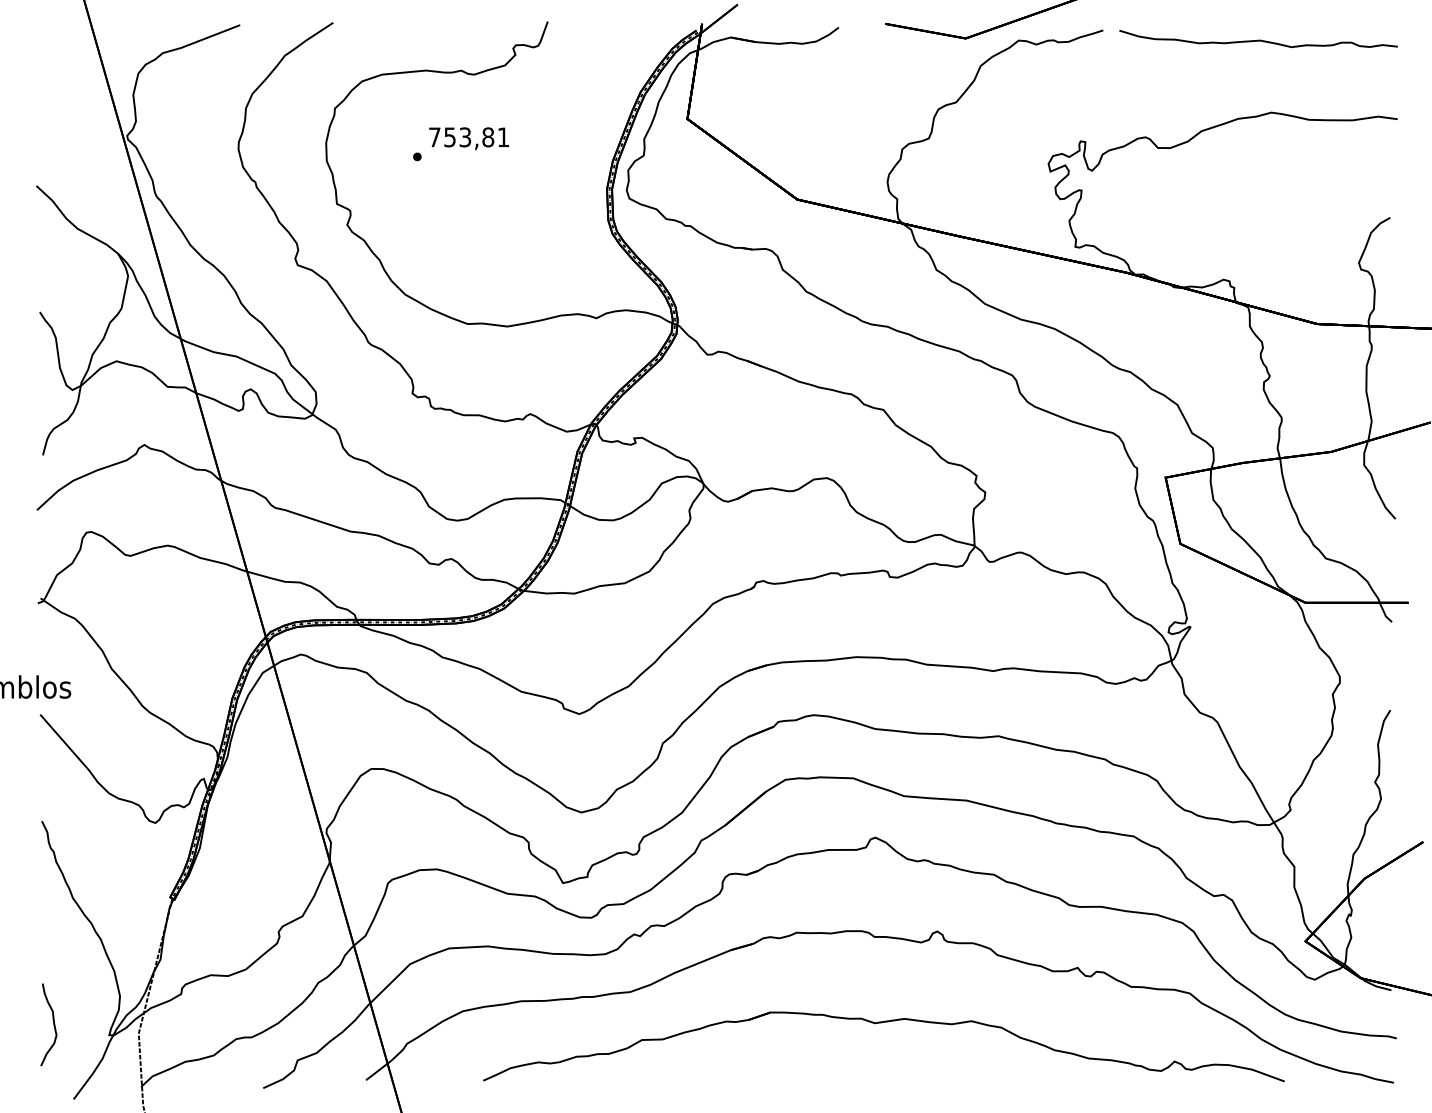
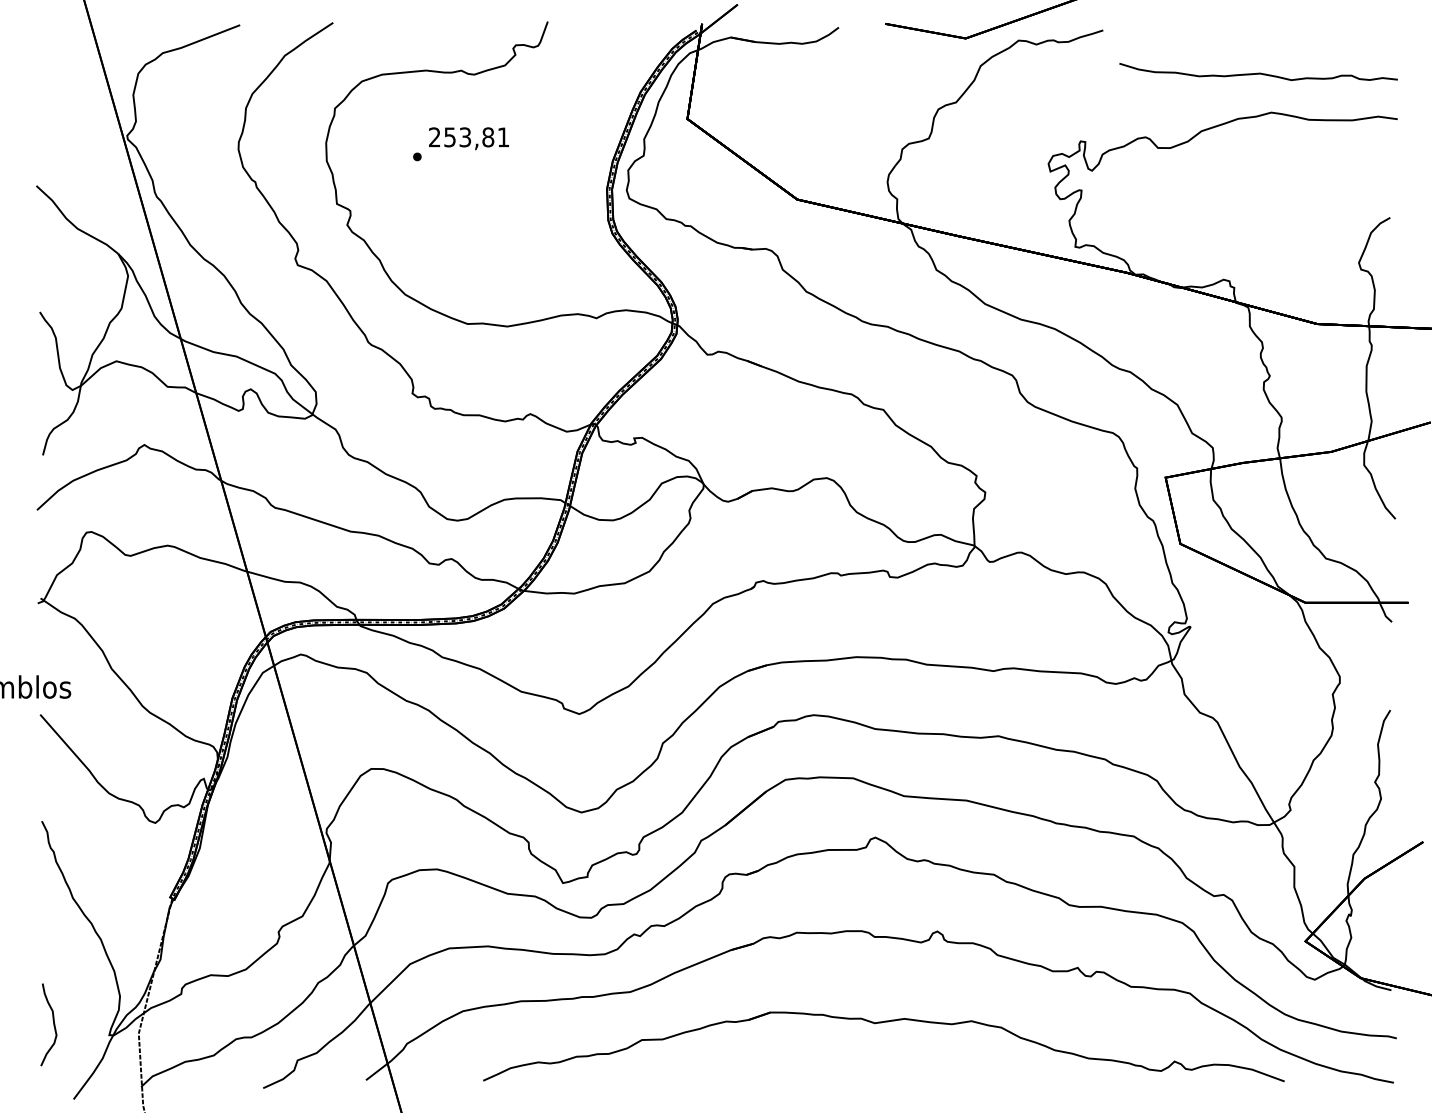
curve position: (1258, 39) -> (1258, 72) (1258, 72)
text: 753,81 -> 253,81 (434, 137)
